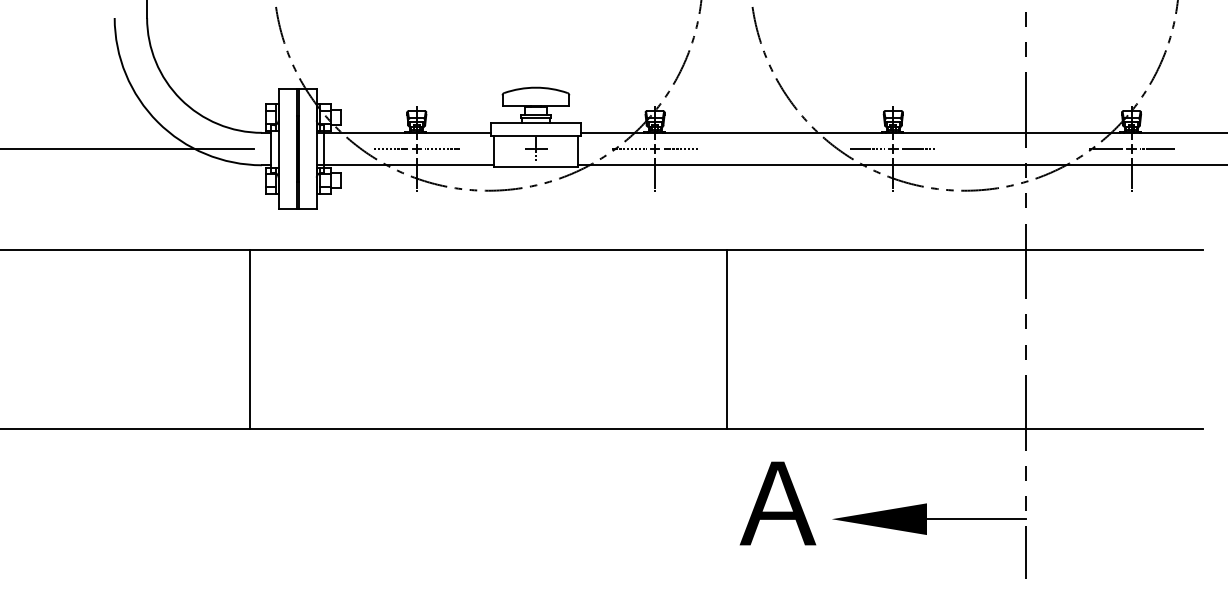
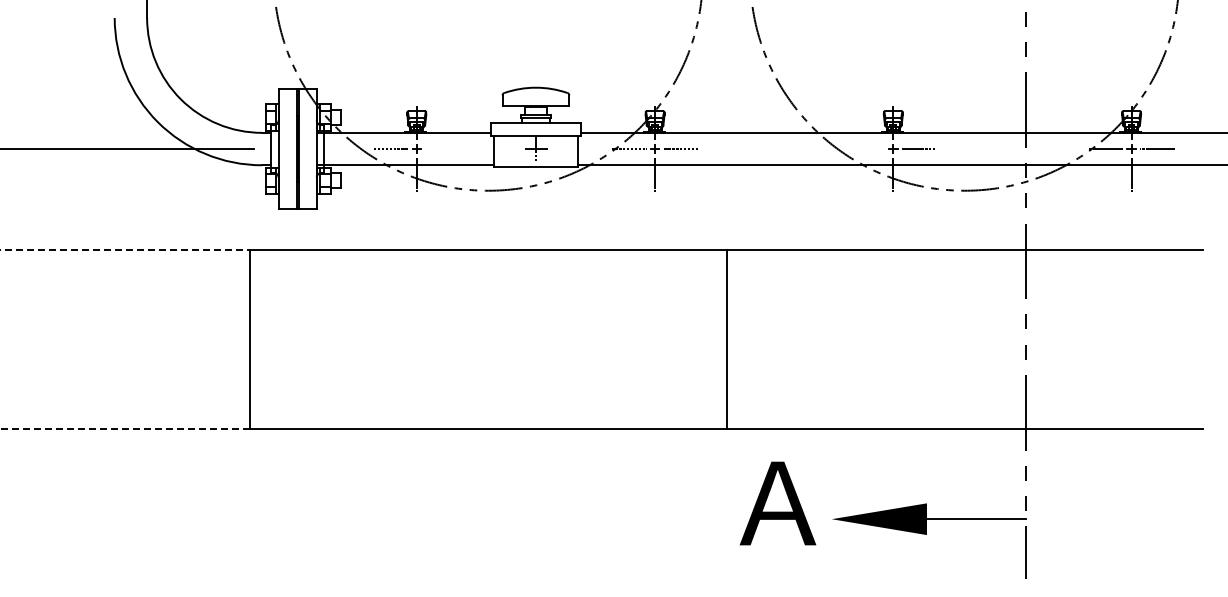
line: present -> none (442, 149)
line: present -> none (867, 149)
line: solid -> dashed (125, 250)
line: solid -> dashed (125, 429)
